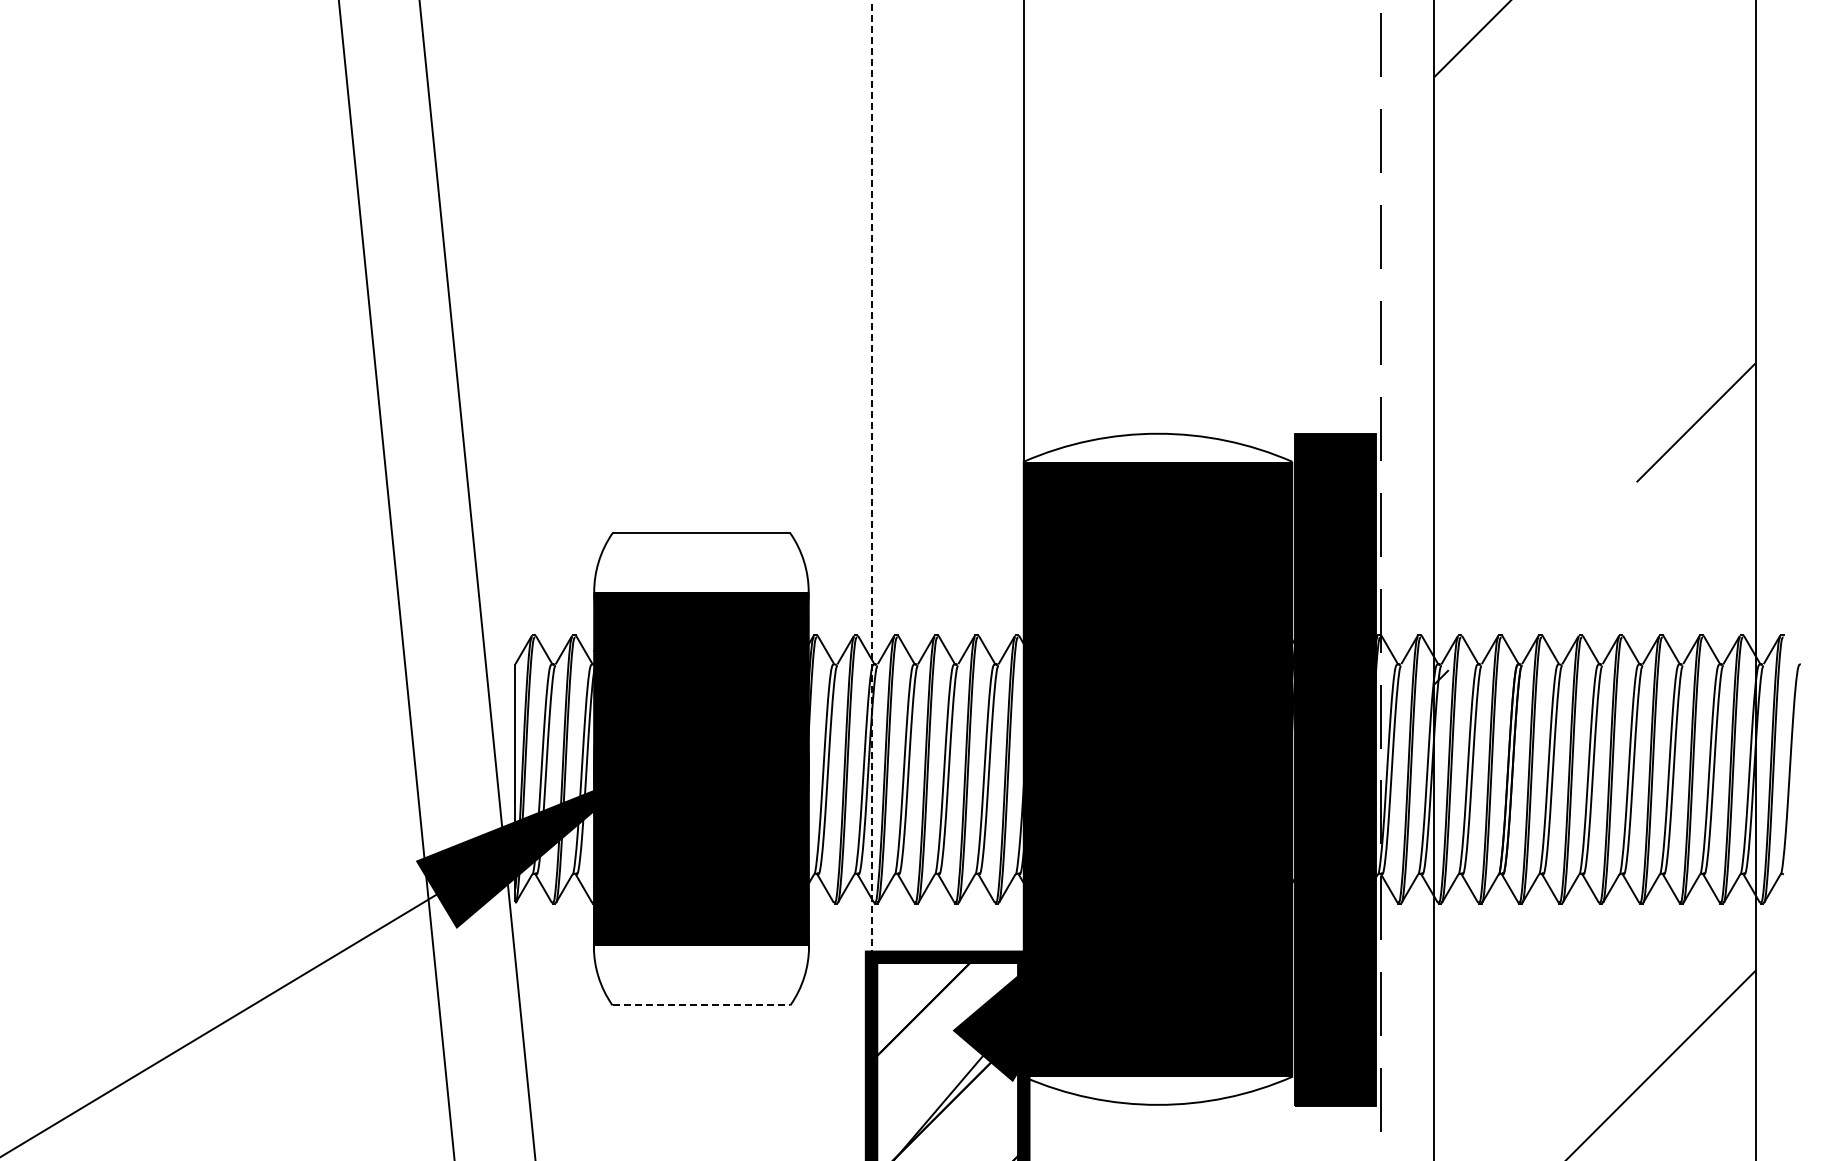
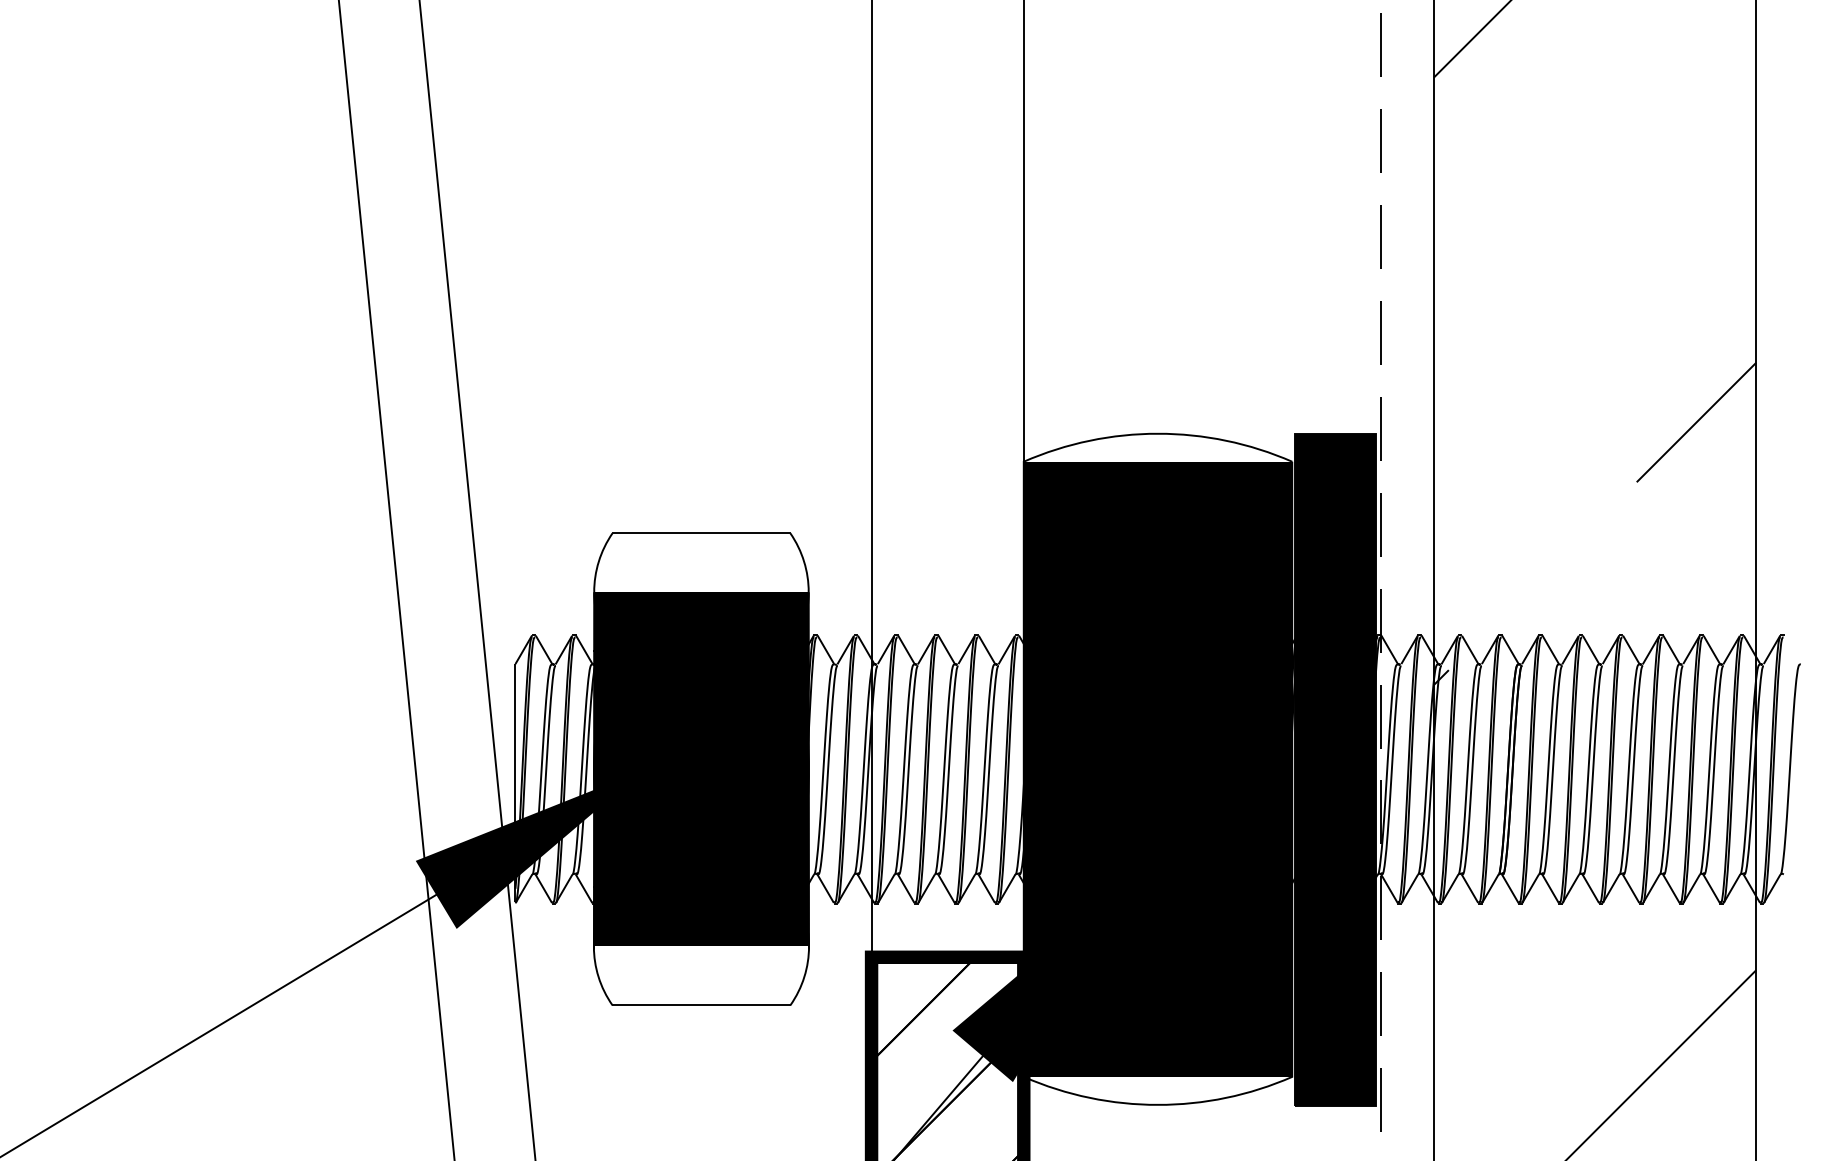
line: dashed -> solid (871, 478)
line: dashed -> solid (701, 1005)
